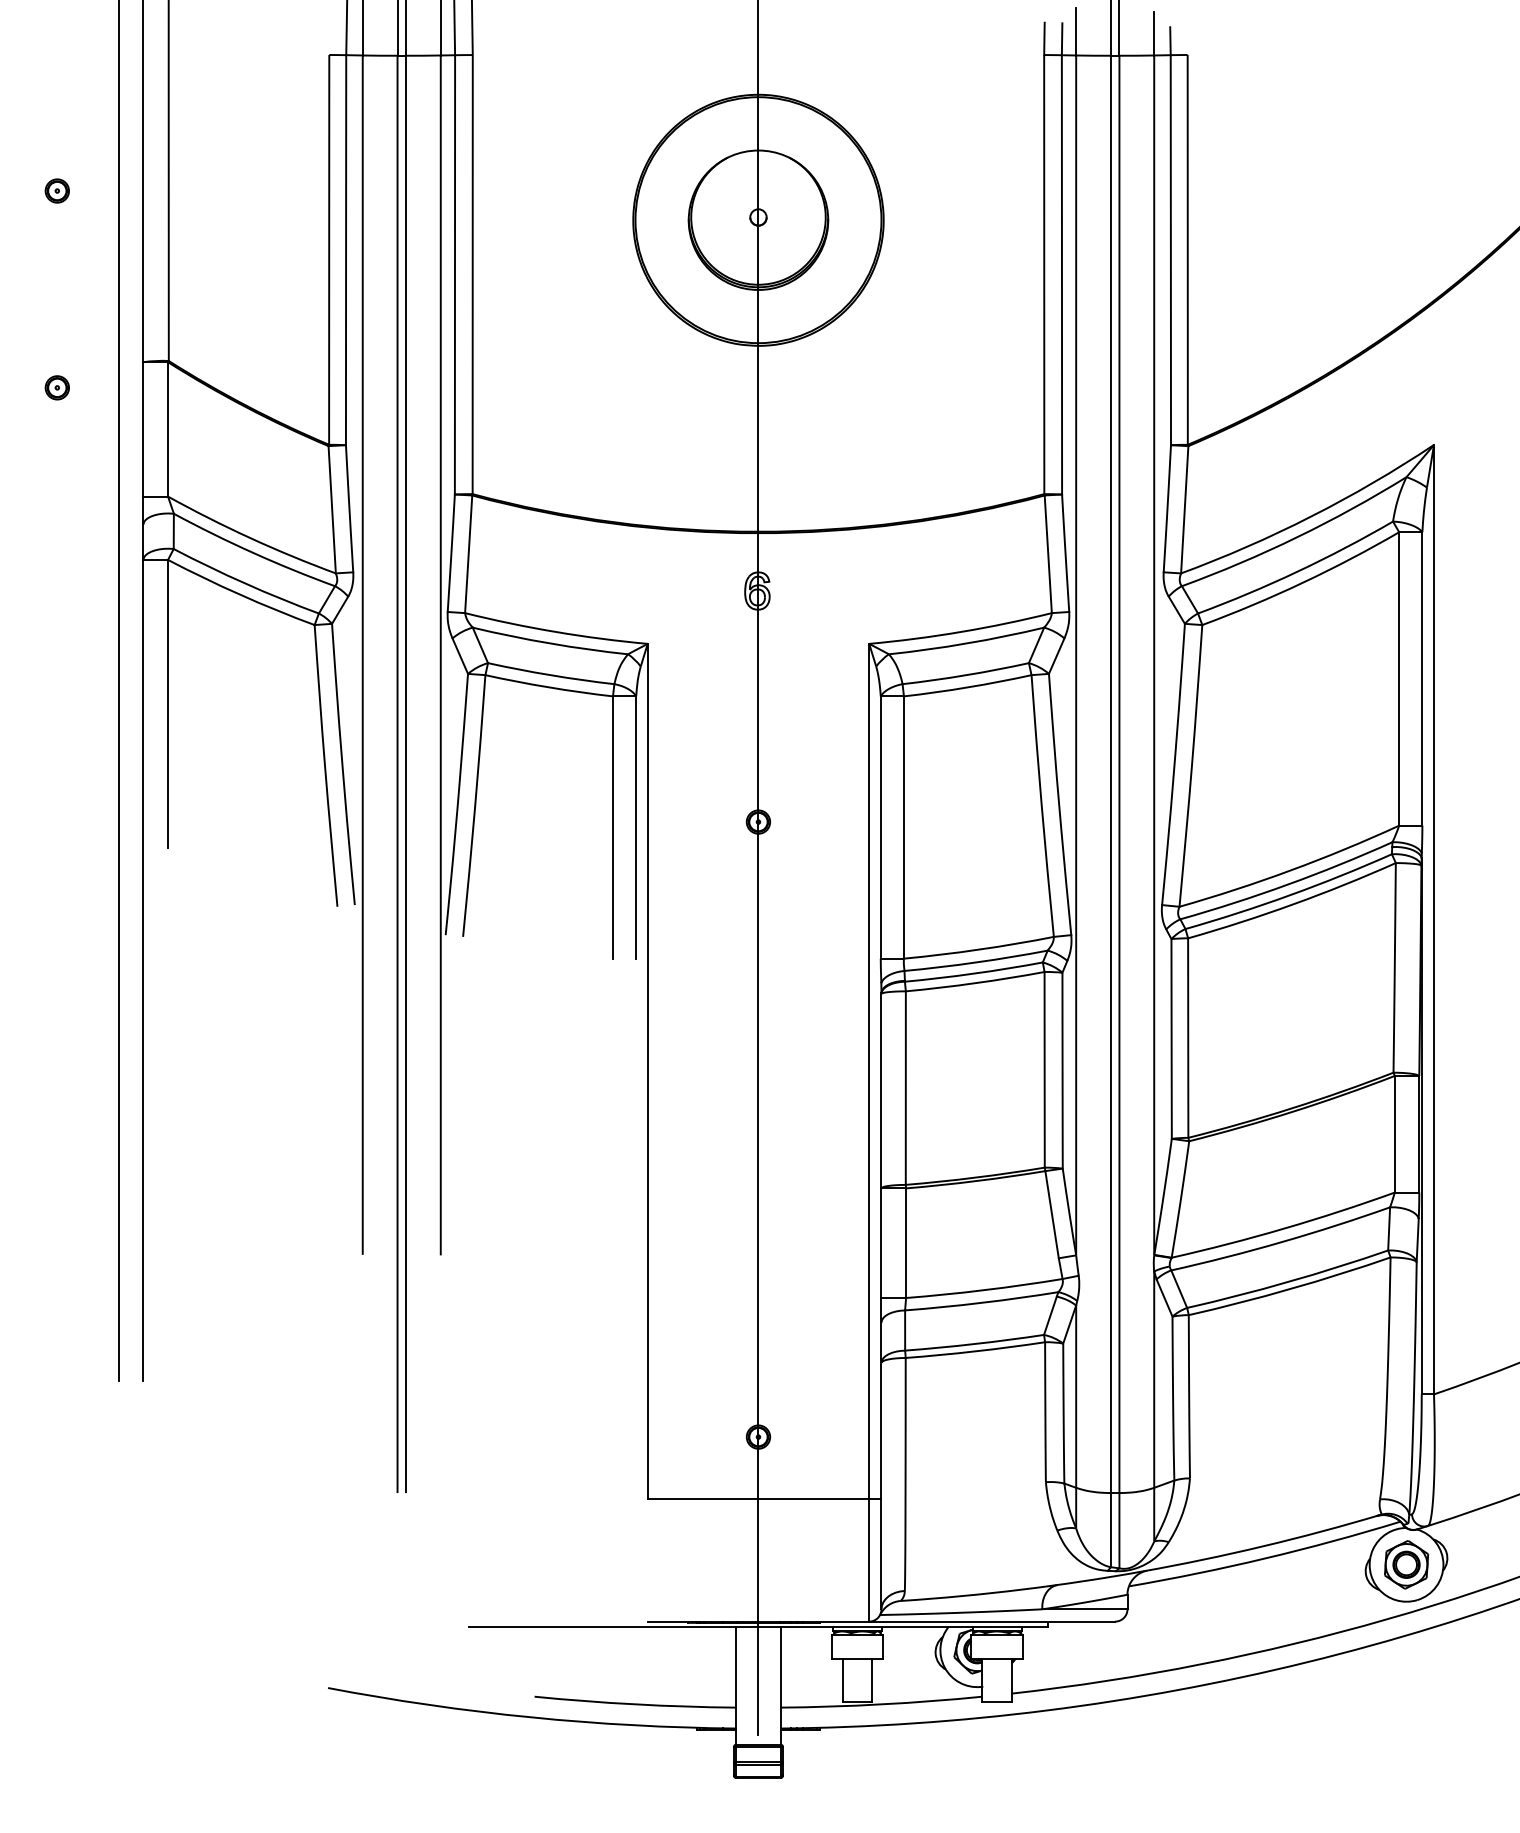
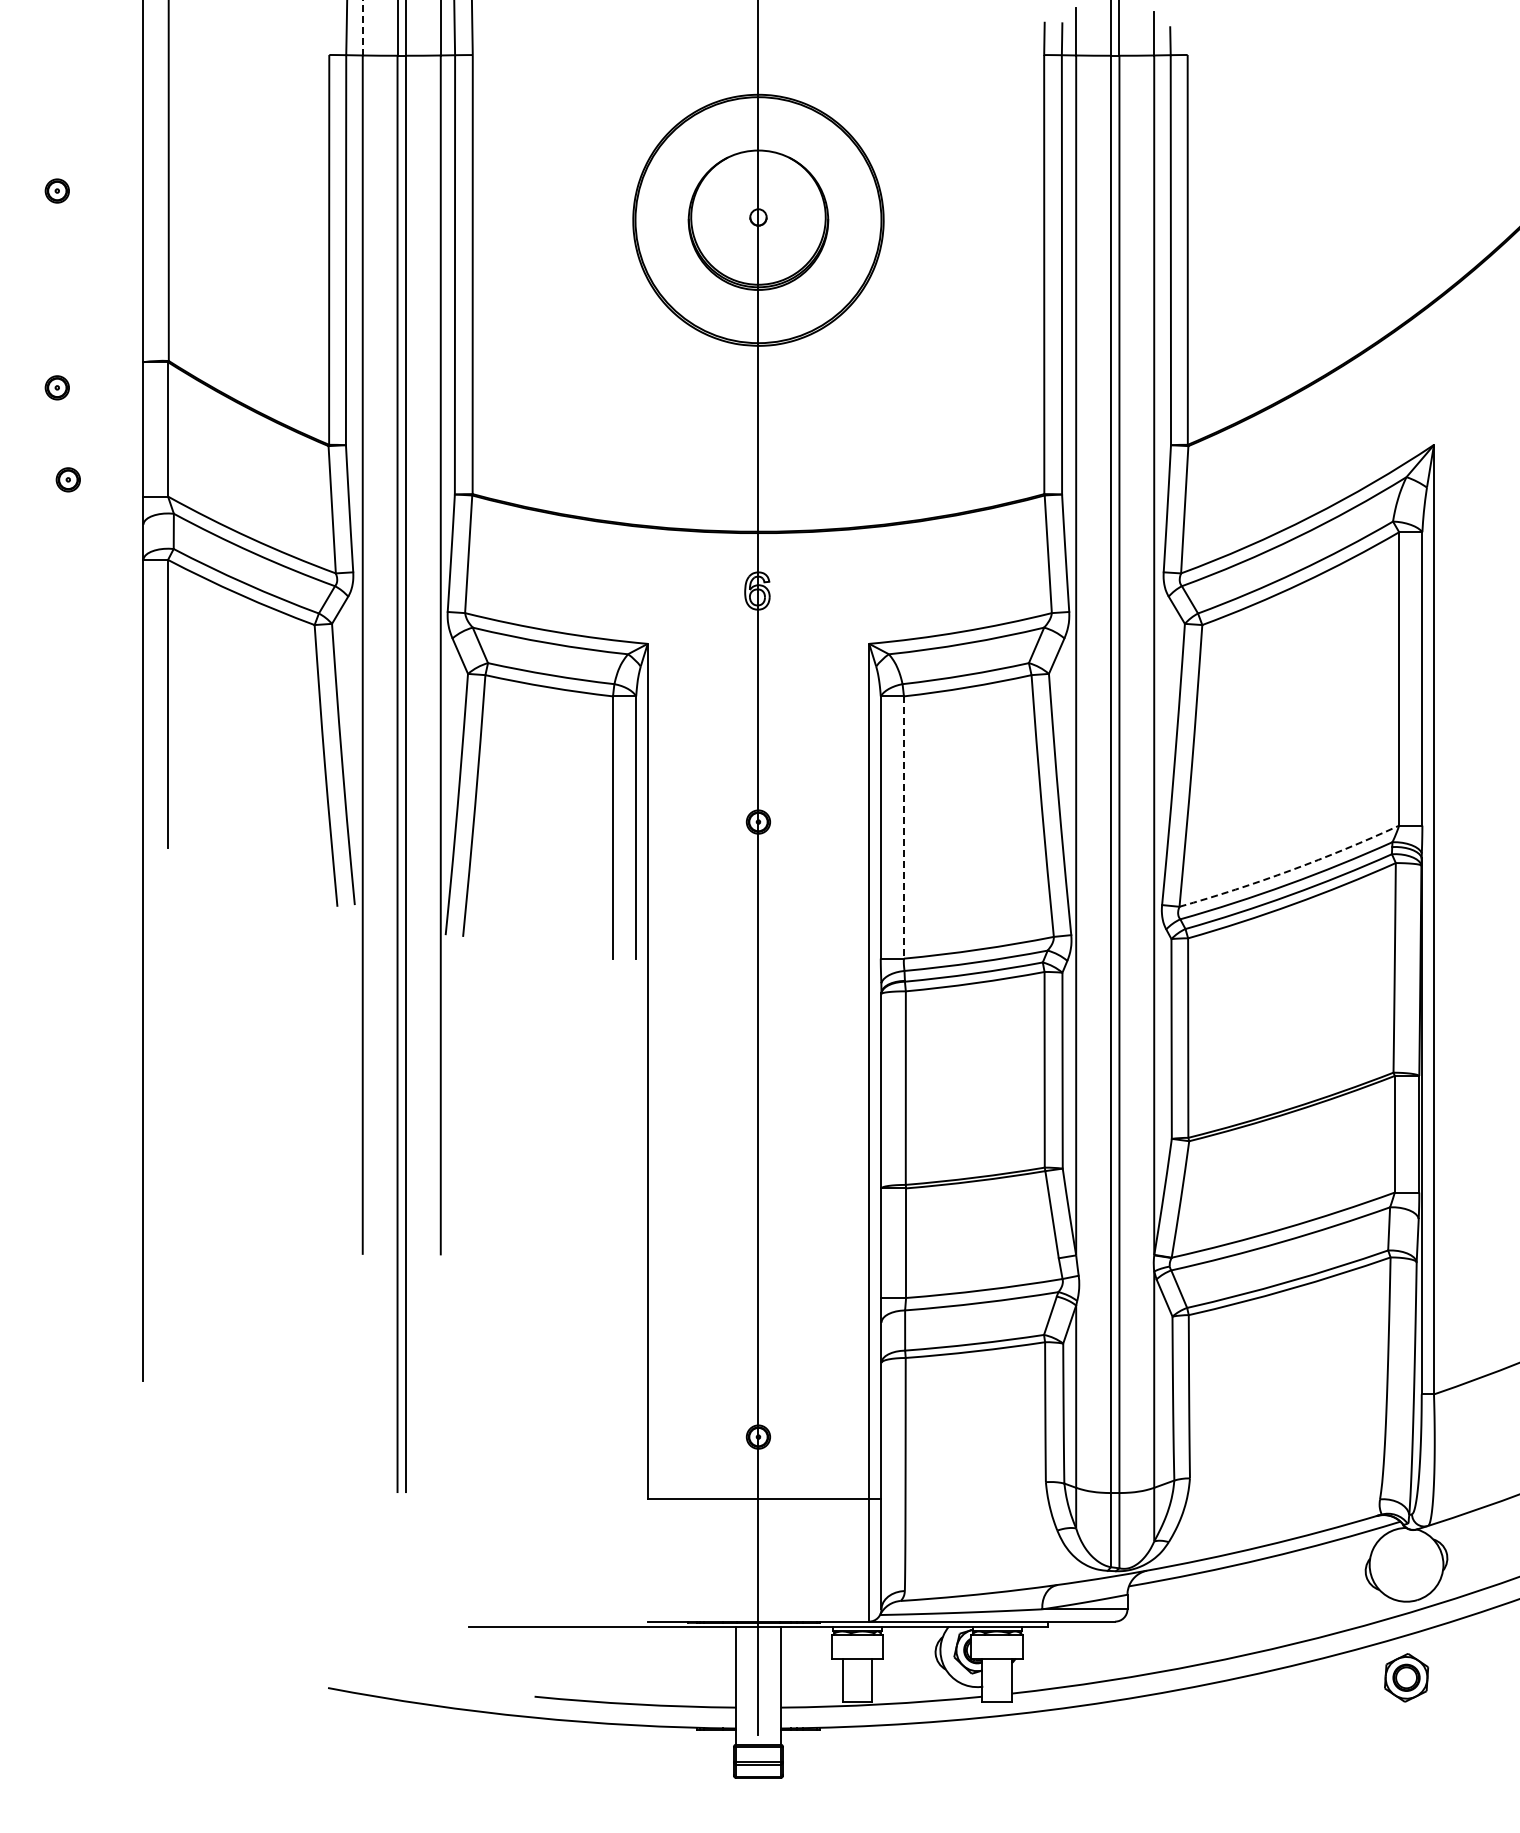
line: solid -> dashed (362, 27)
part: none -> present (67, 479)
line: present -> none (118, 691)
line: solid -> dashed (903, 828)
arc: solid -> dashed (1290, 870)
part position: (1406, 1564) -> (1406, 1677) (1406, 1677)
